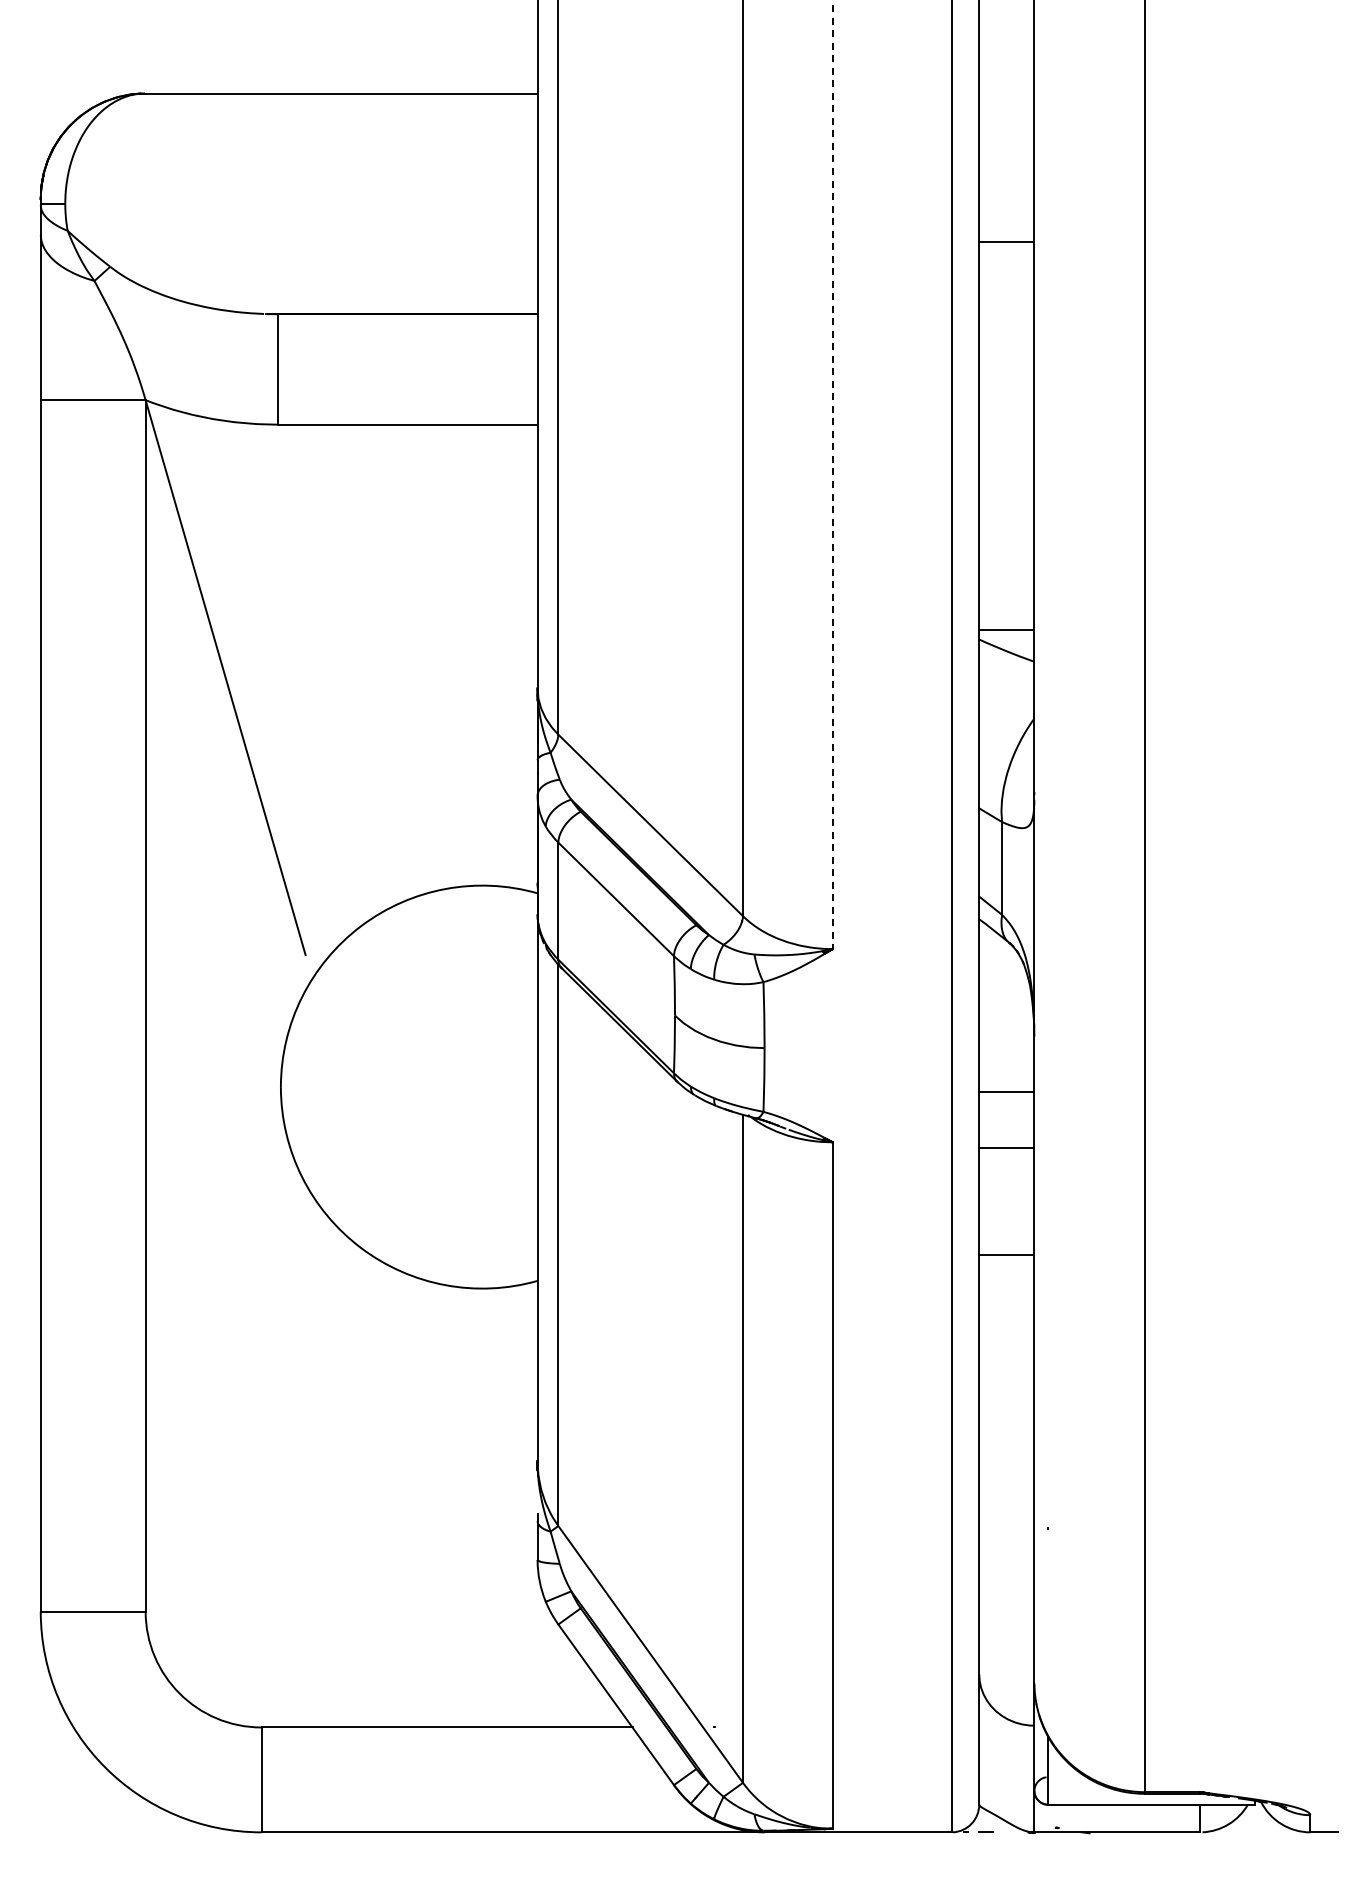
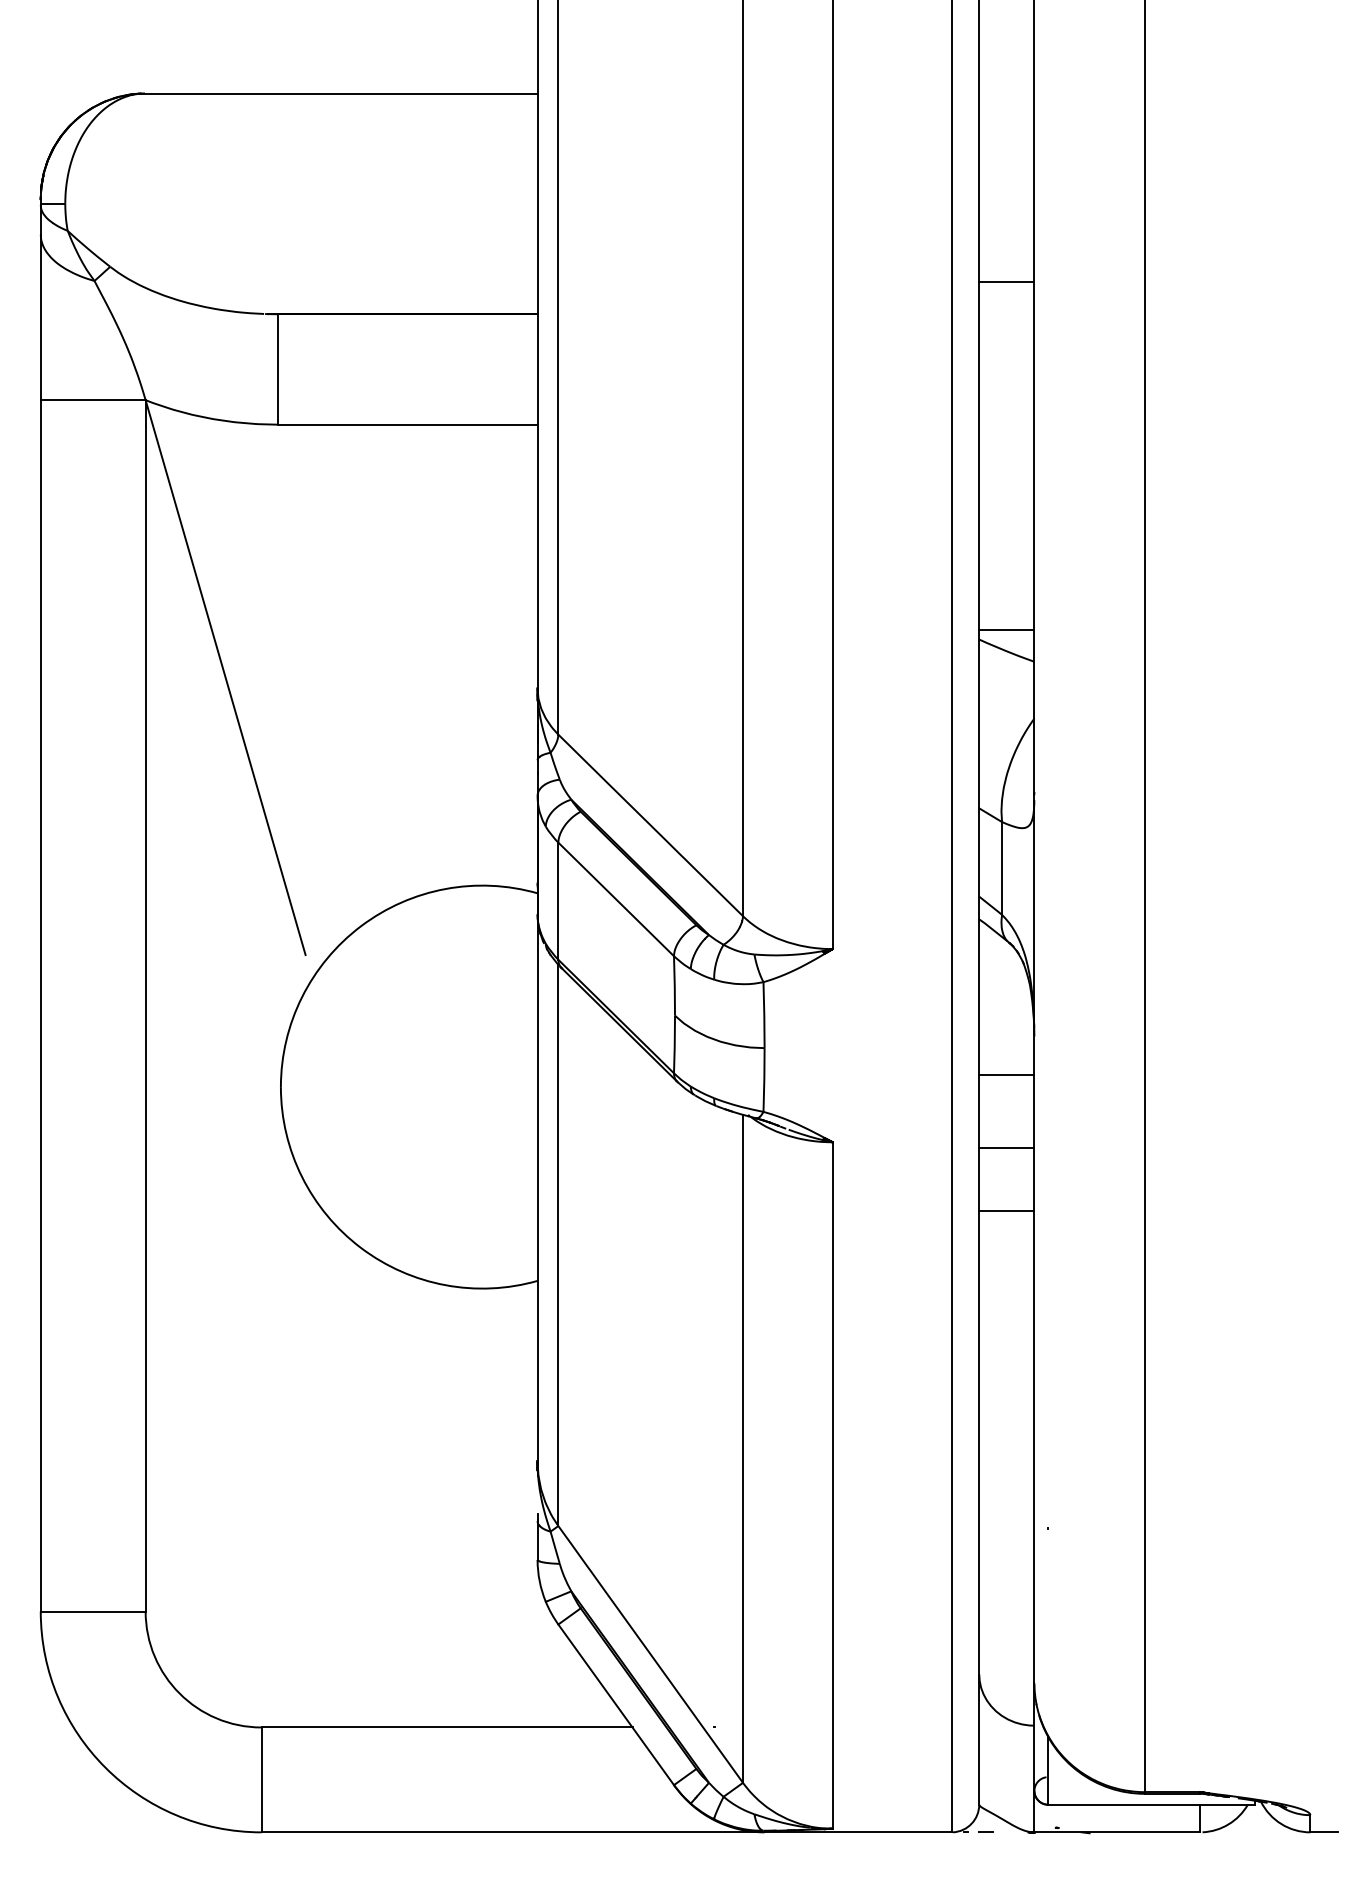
line position: (1006, 241) -> (1006, 281) (1006, 281)
line: dashed -> solid (832, 475)
line position: (1006, 1092) -> (1006, 1075) (1006, 1075)
line position: (1006, 1254) -> (1006, 1210) (1006, 1210)
